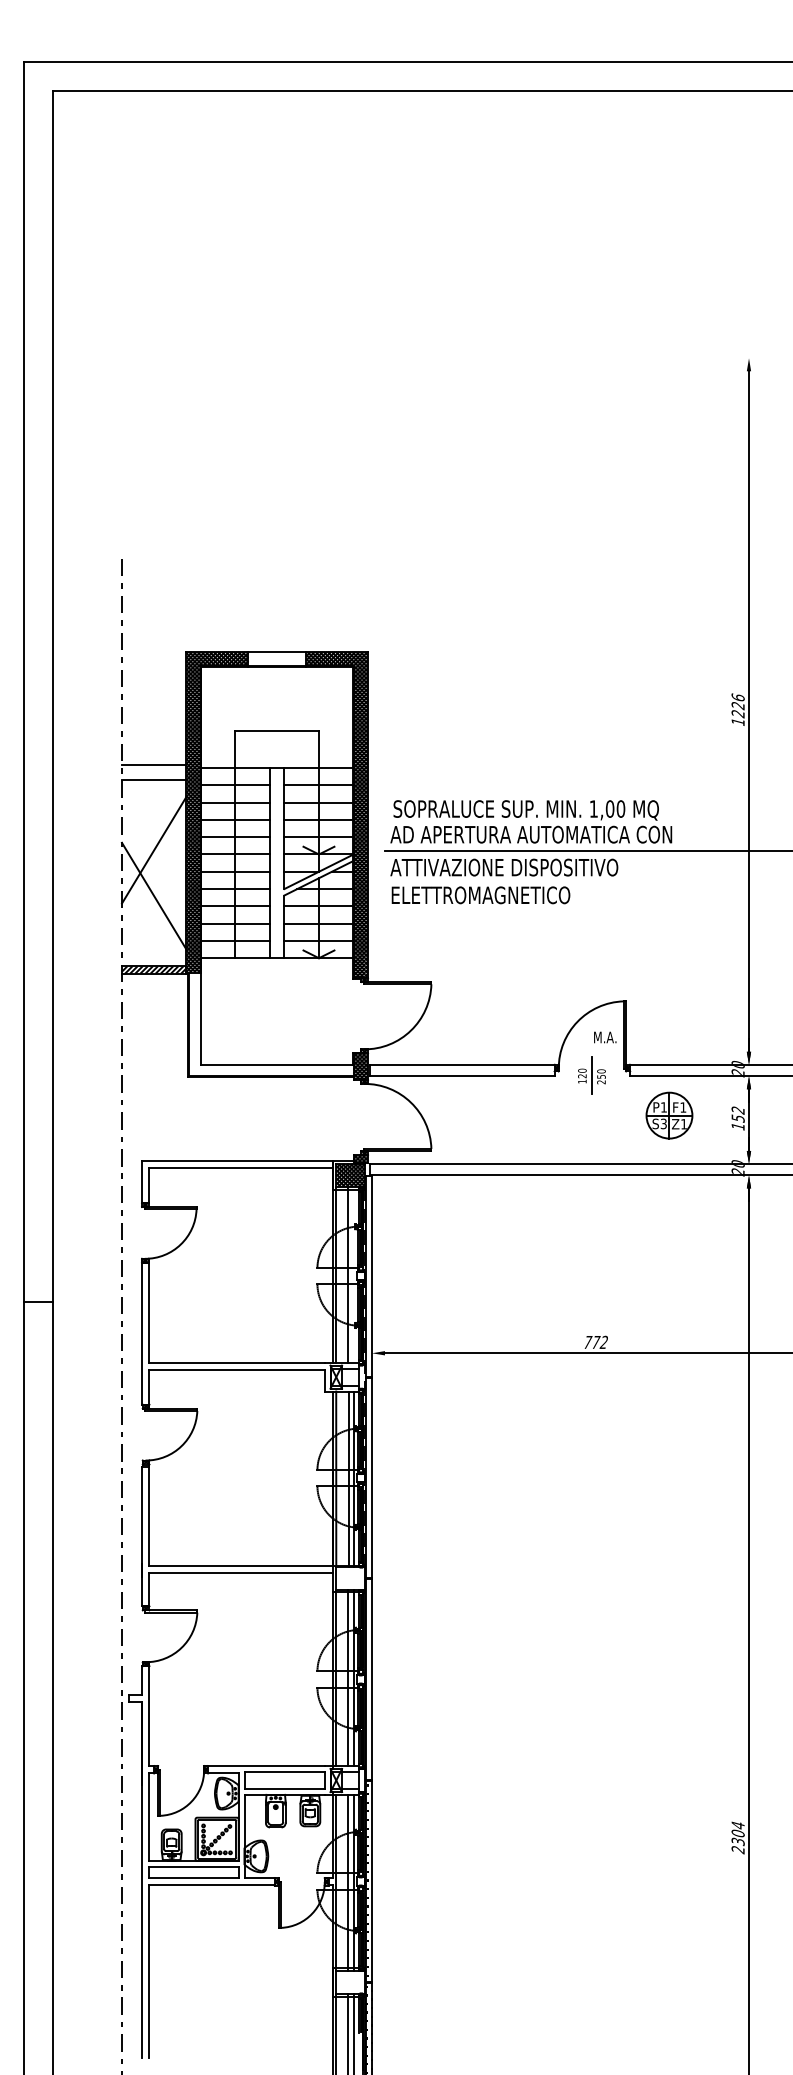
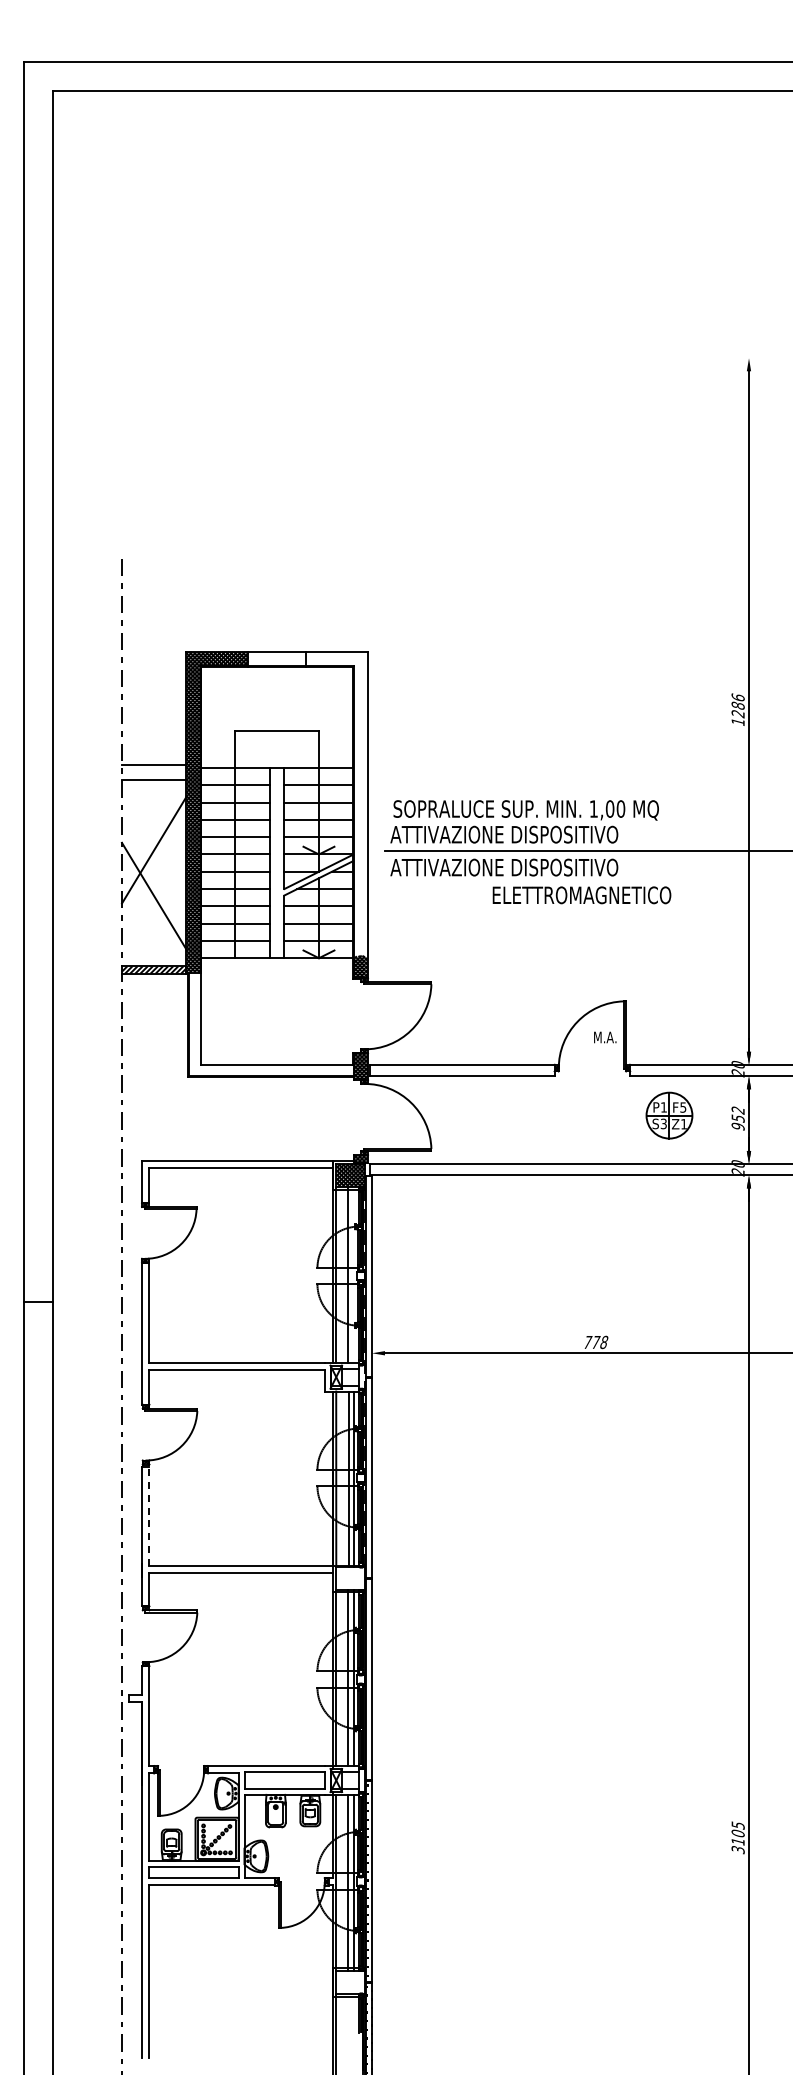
text: 1226 -> 1286 (737, 705)
hatch: present -> none (336, 804)
text: AD APERTURA AUTOMATICA CON -> ATTIVAZIONE DISPOSITIVO (536, 834)
text position: (480, 895) -> (581, 895) (581, 895)
part: present -> none (591, 1075)
text: F1 -> F5 (683, 1107)
text: 152 -> 952 (737, 1126)
text: 772 -> 778 (603, 1342)
line: solid -> dashed (149, 1516)
text: 2304 -> 3105 (737, 1837)
line: present -> none (347, 2032)
line: present -> none (353, 2032)
